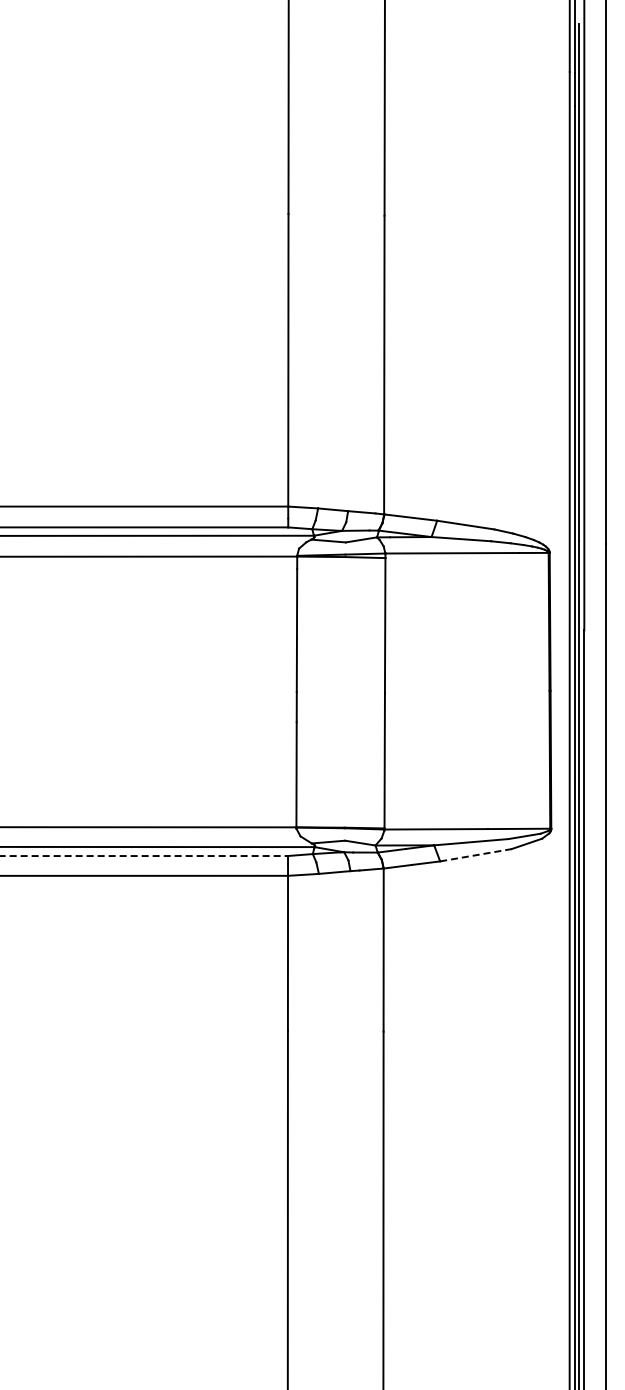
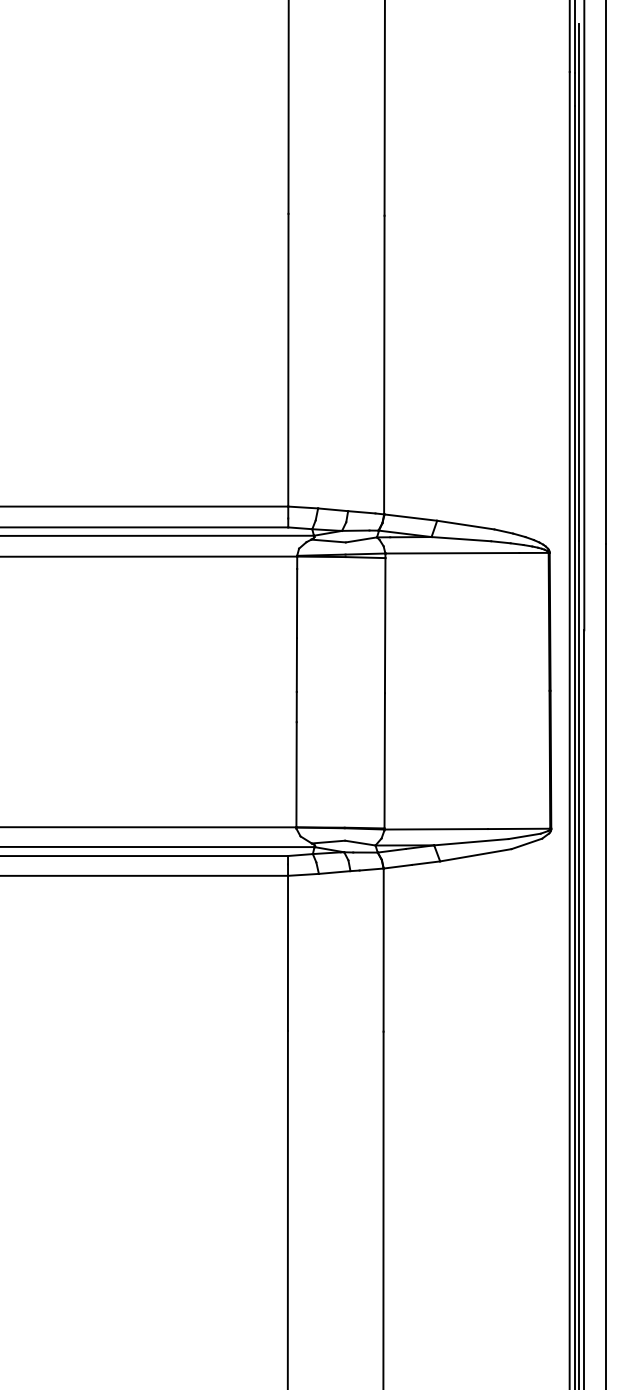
line: dashed -> solid (476, 855)
line: dashed -> solid (144, 856)
